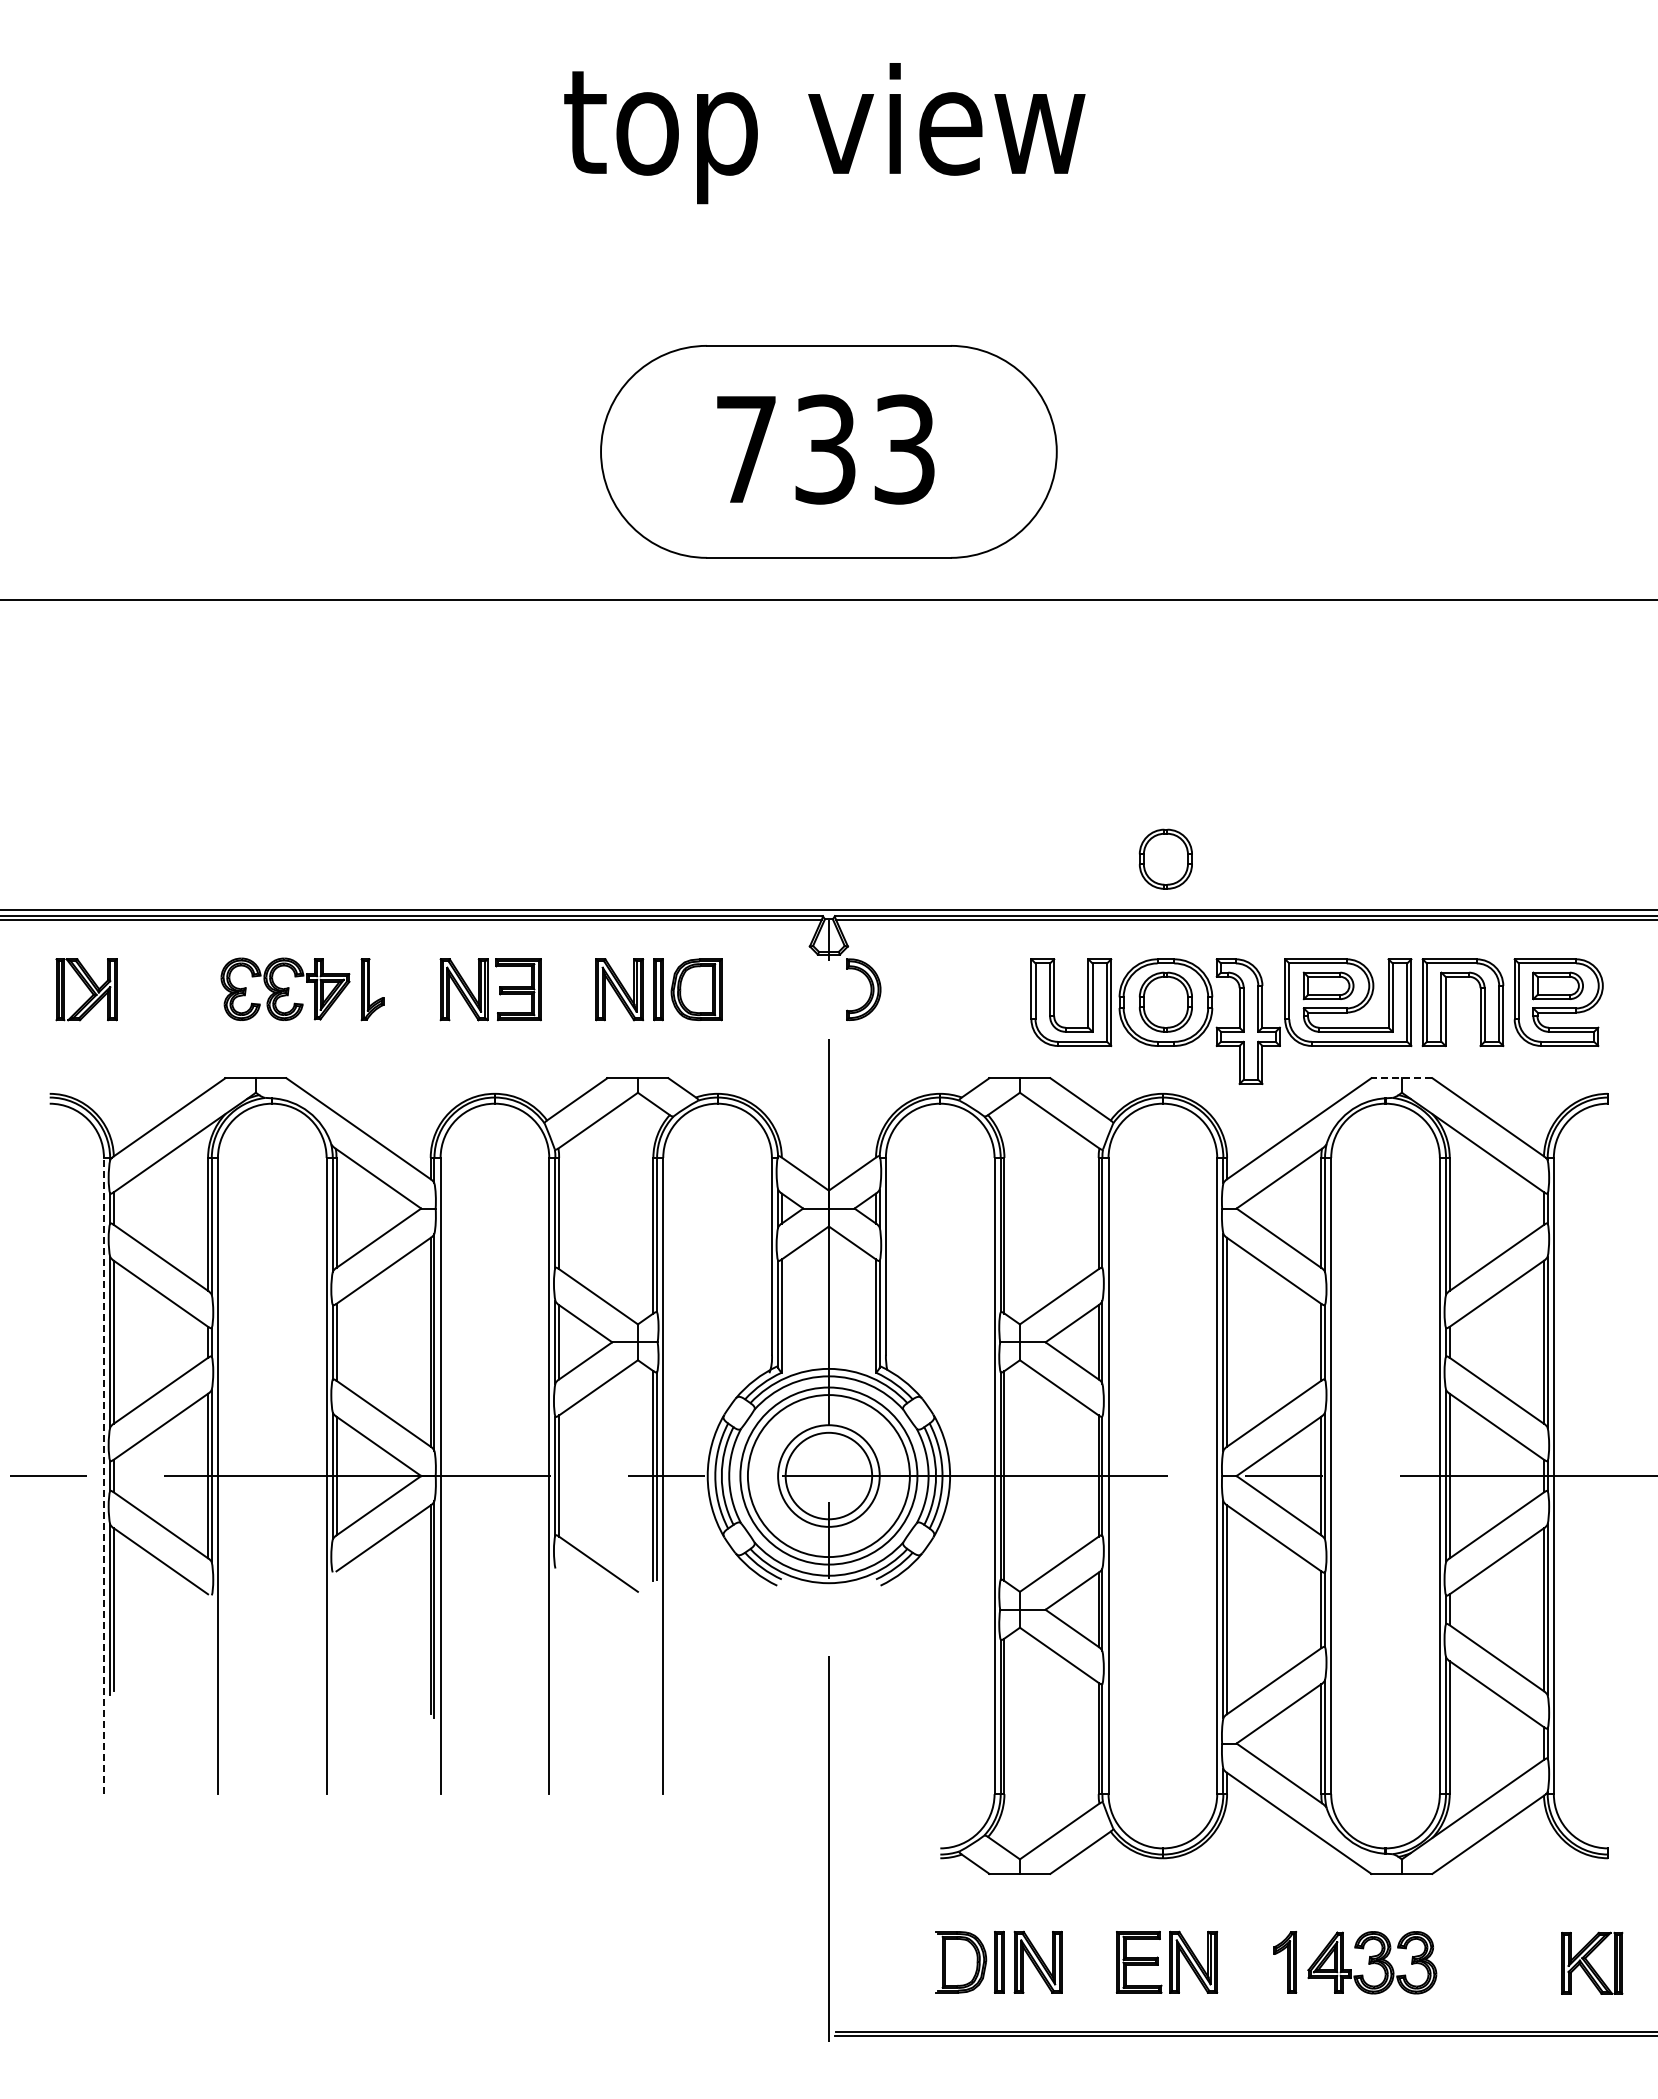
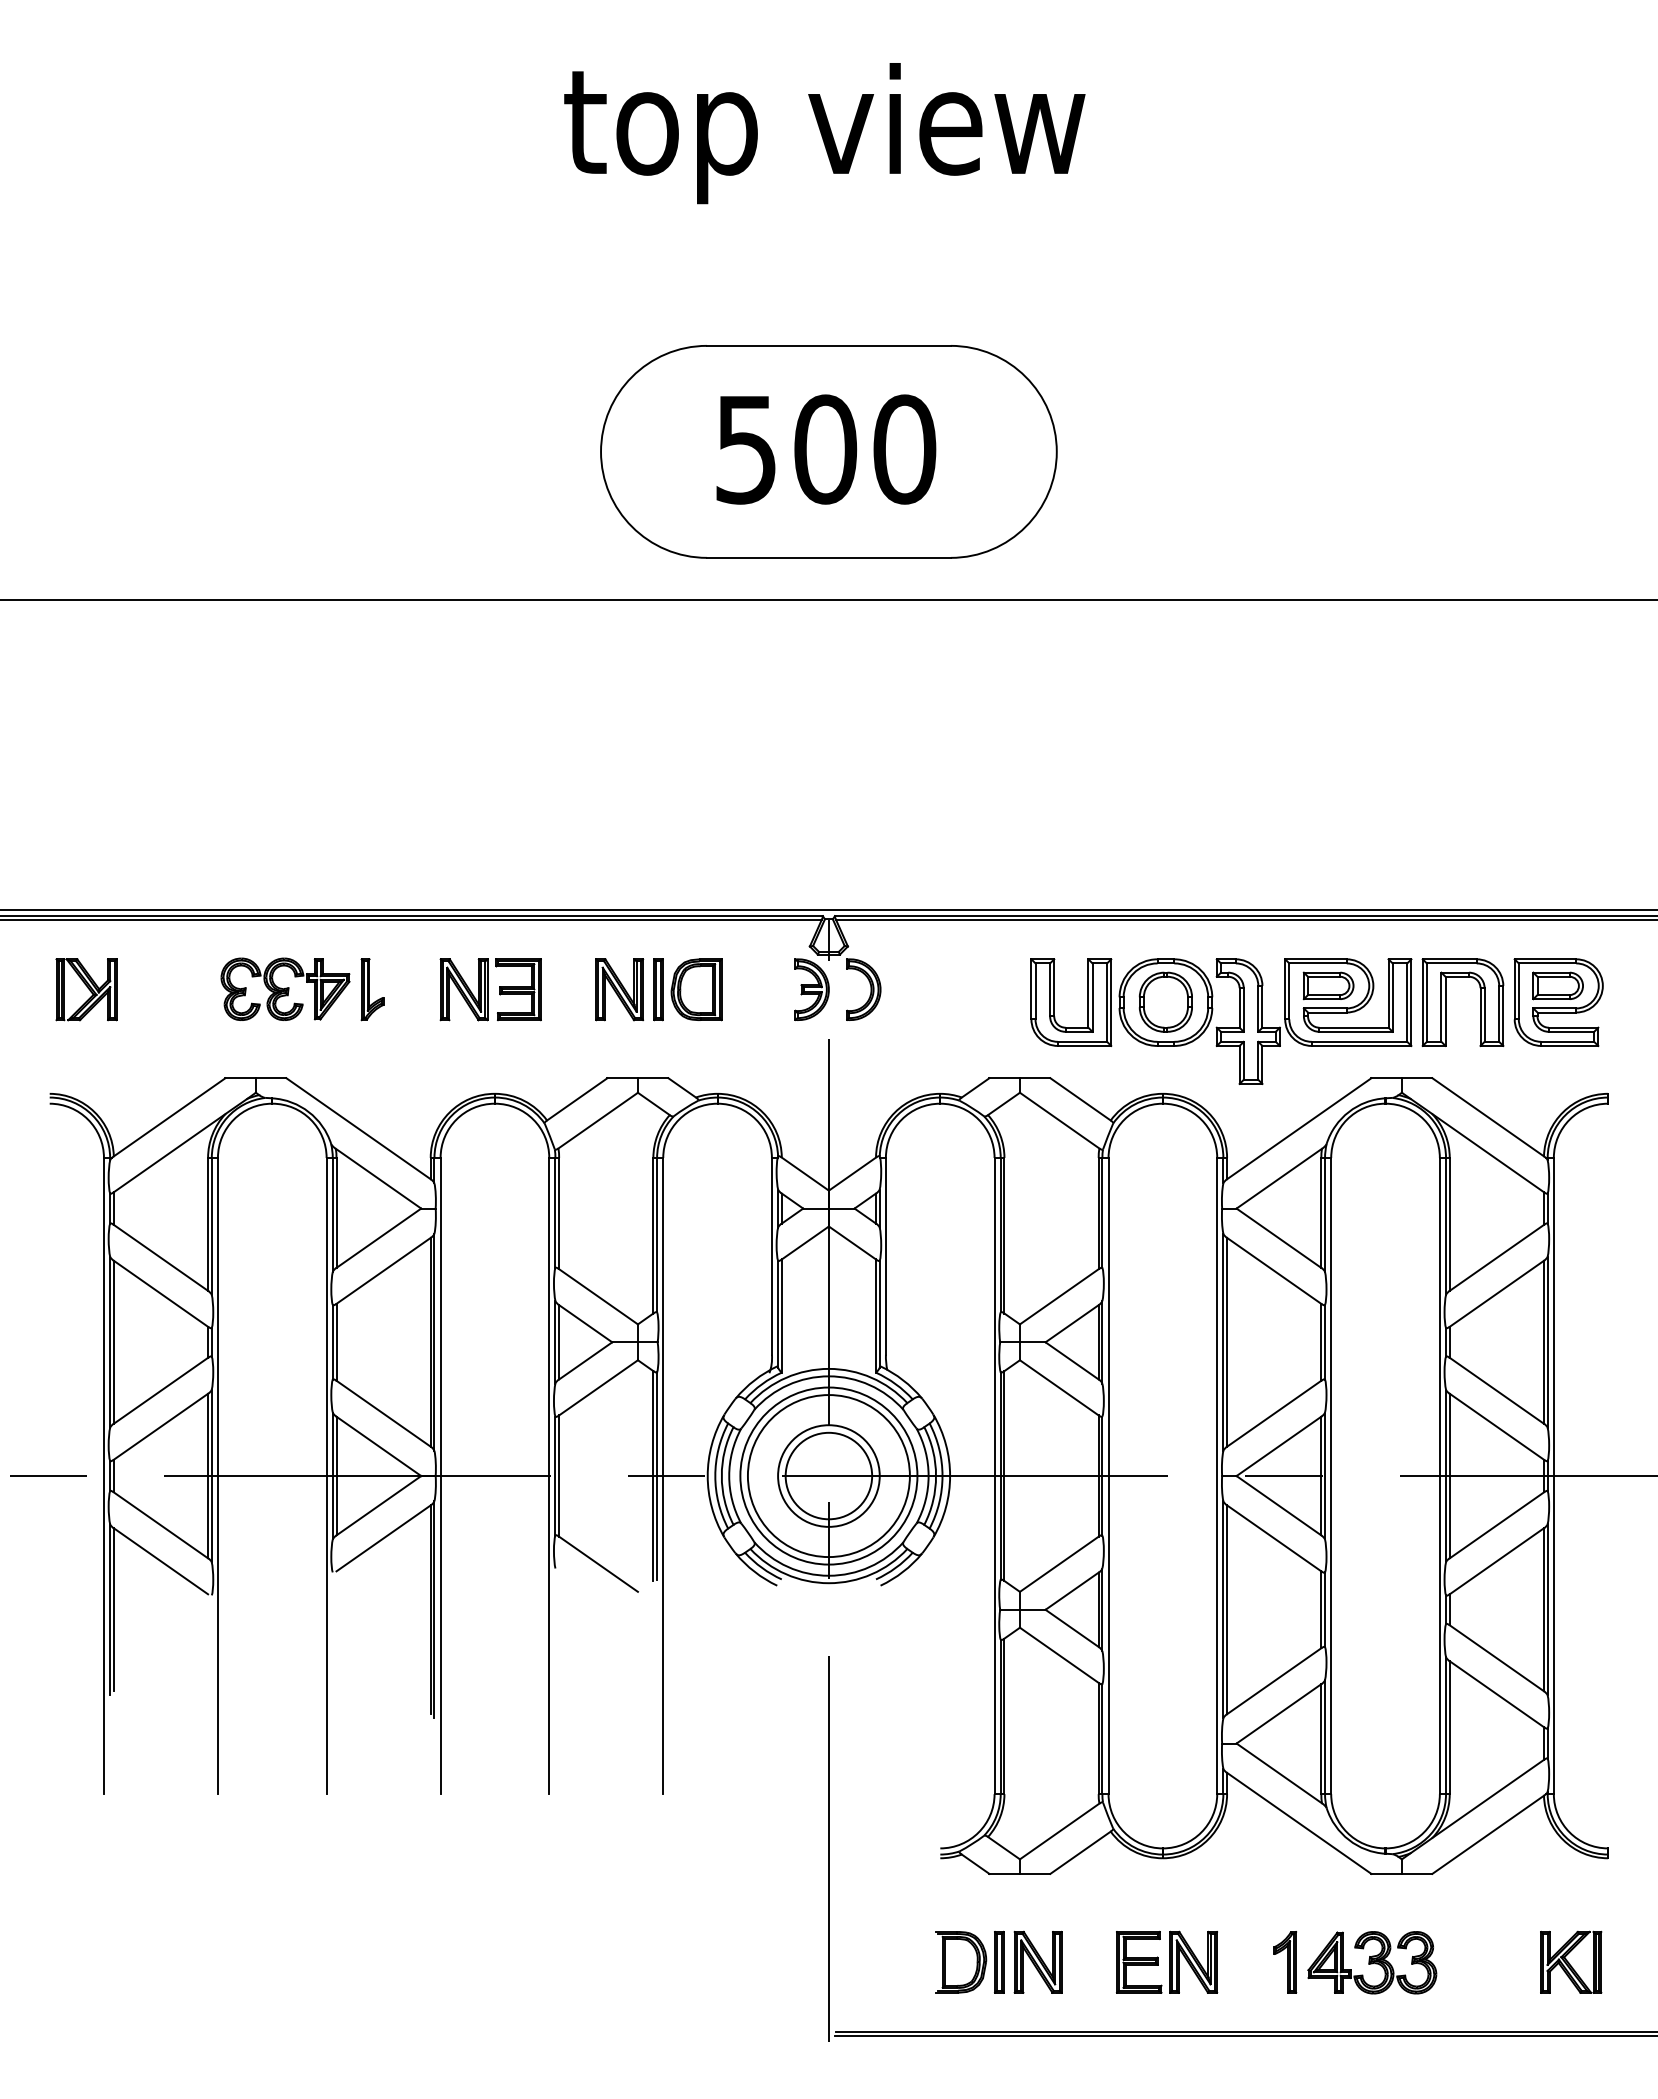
text: 733 -> 500 (826, 449)
part: present -> none (1165, 858)
part: none -> present (811, 989)
line: dashed -> solid (1401, 1078)
line: dashed -> solid (103, 1475)
part position: (1592, 1962) -> (1571, 1961) (1571, 1961)
